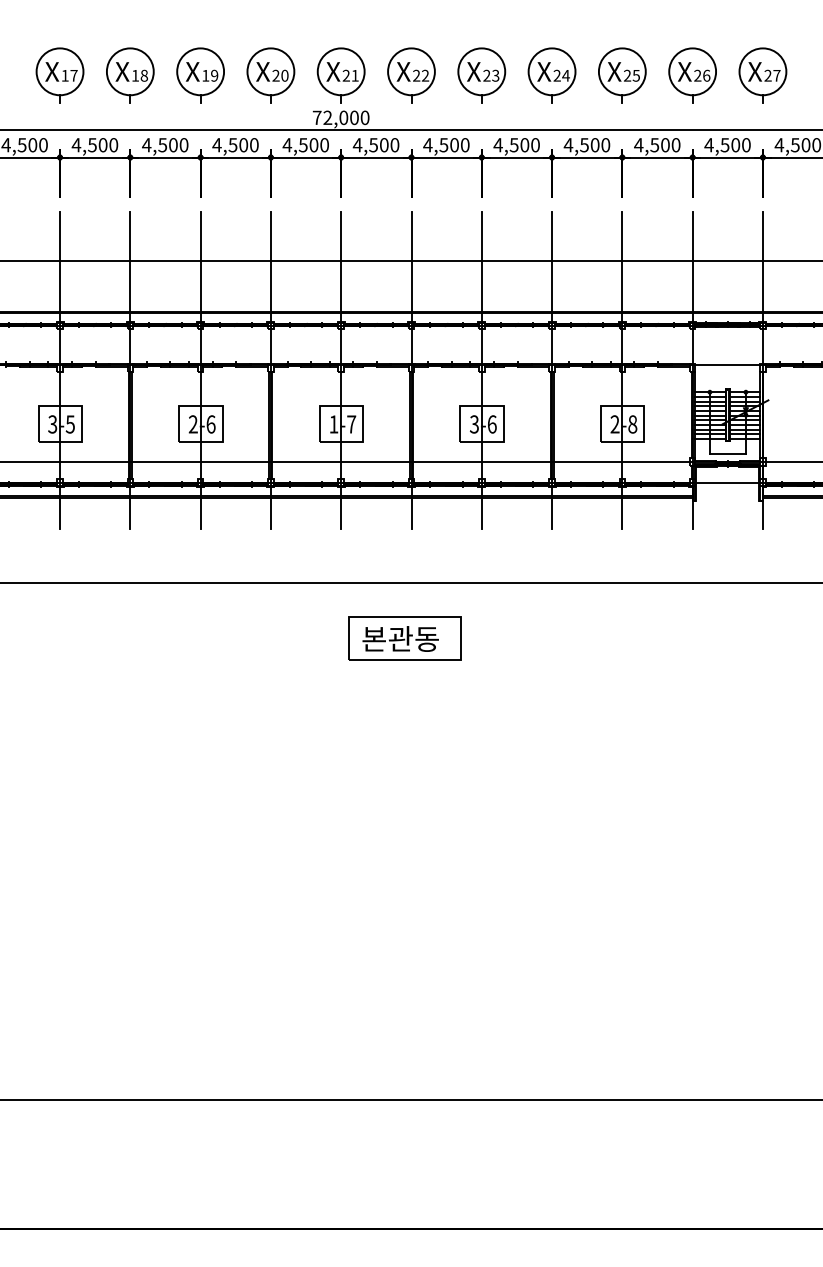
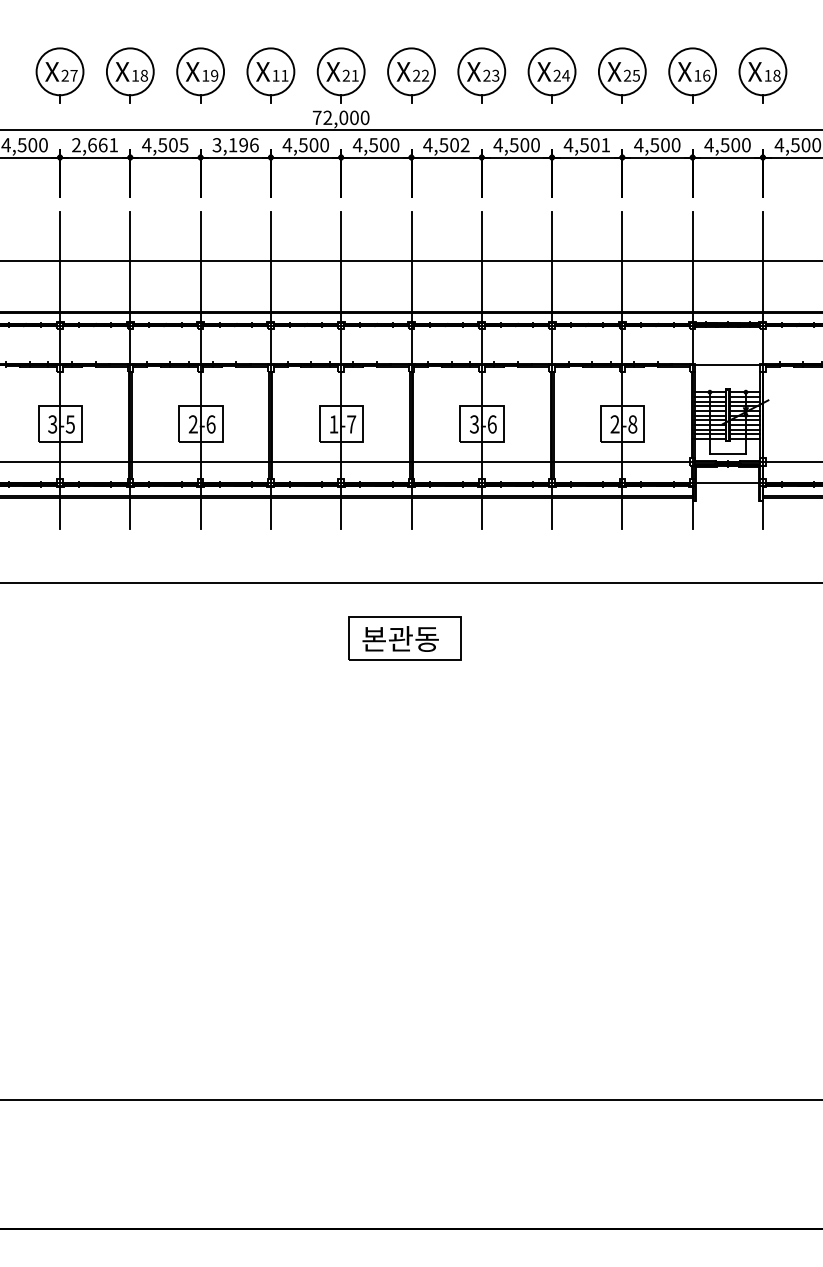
text: 17 -> 27 (64, 75)
text: 20 -> 11 (280, 75)
text: 26 -> 16 (697, 75)
text: 27 -> 18 (772, 75)
text: 4,500 -> 2,661 (94, 145)
text: 4,500 -> 4,505 (183, 145)
text: 4,500 -> 3,196 (235, 145)
text: 4,500 -> 4,502 (464, 145)
text: 4,500 -> 4,501 (605, 145)
